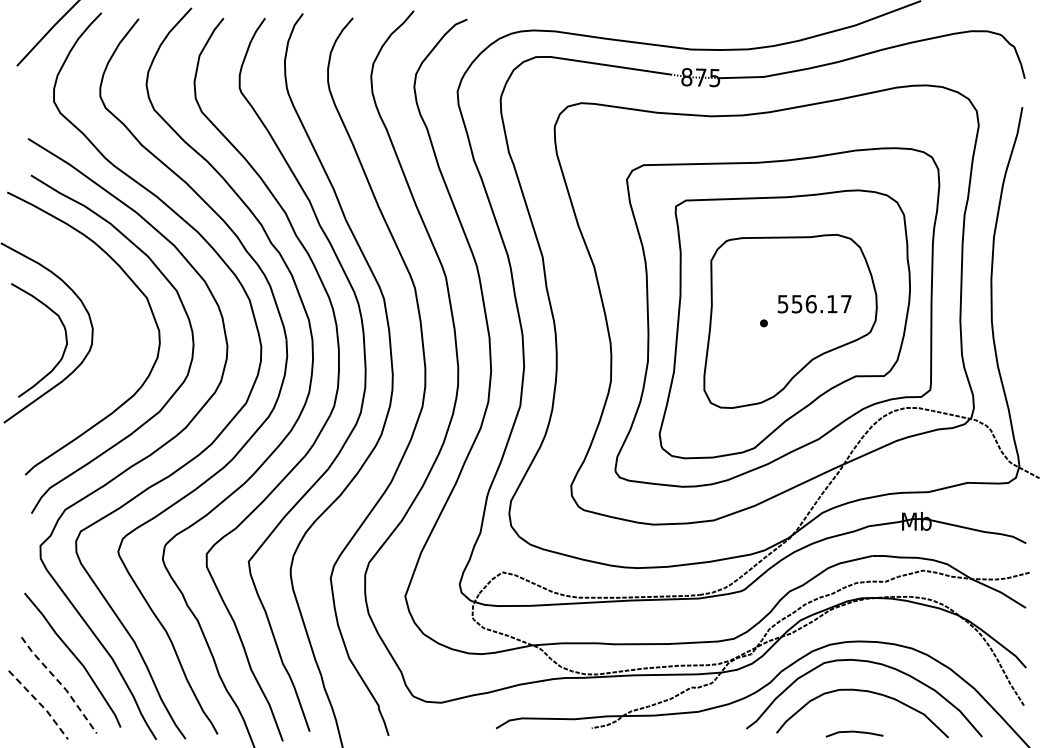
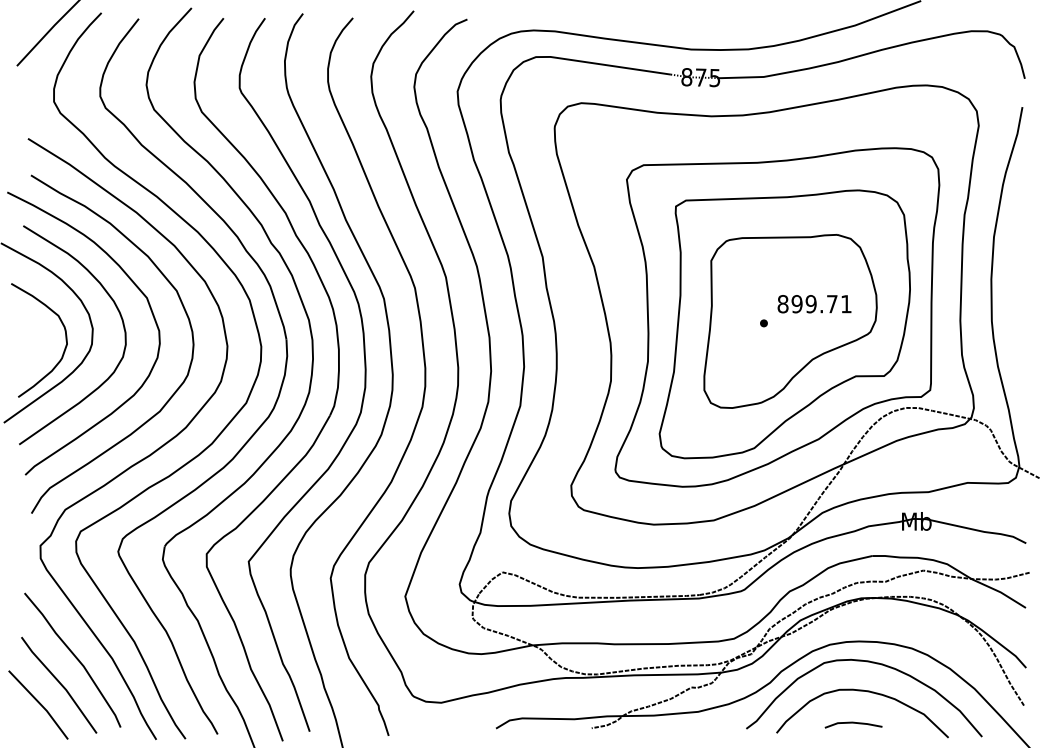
text: 556.17 -> 899.71 (814, 304)
curve: none -> present (119, 315)
line: dashed -> solid (60, 684)
line: dashed -> solid (40, 704)
line position: (854, 732) -> (853, 723) (853, 723)
